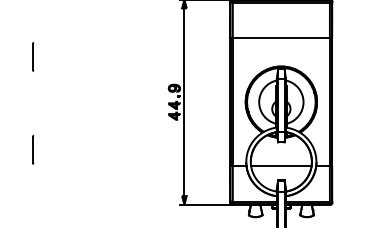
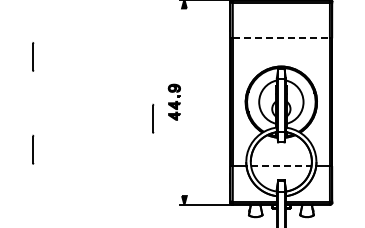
line: solid -> dashed (281, 38)
line: present -> none (184, 102)
line: none -> present (153, 118)
line: solid -> dashed (281, 166)
